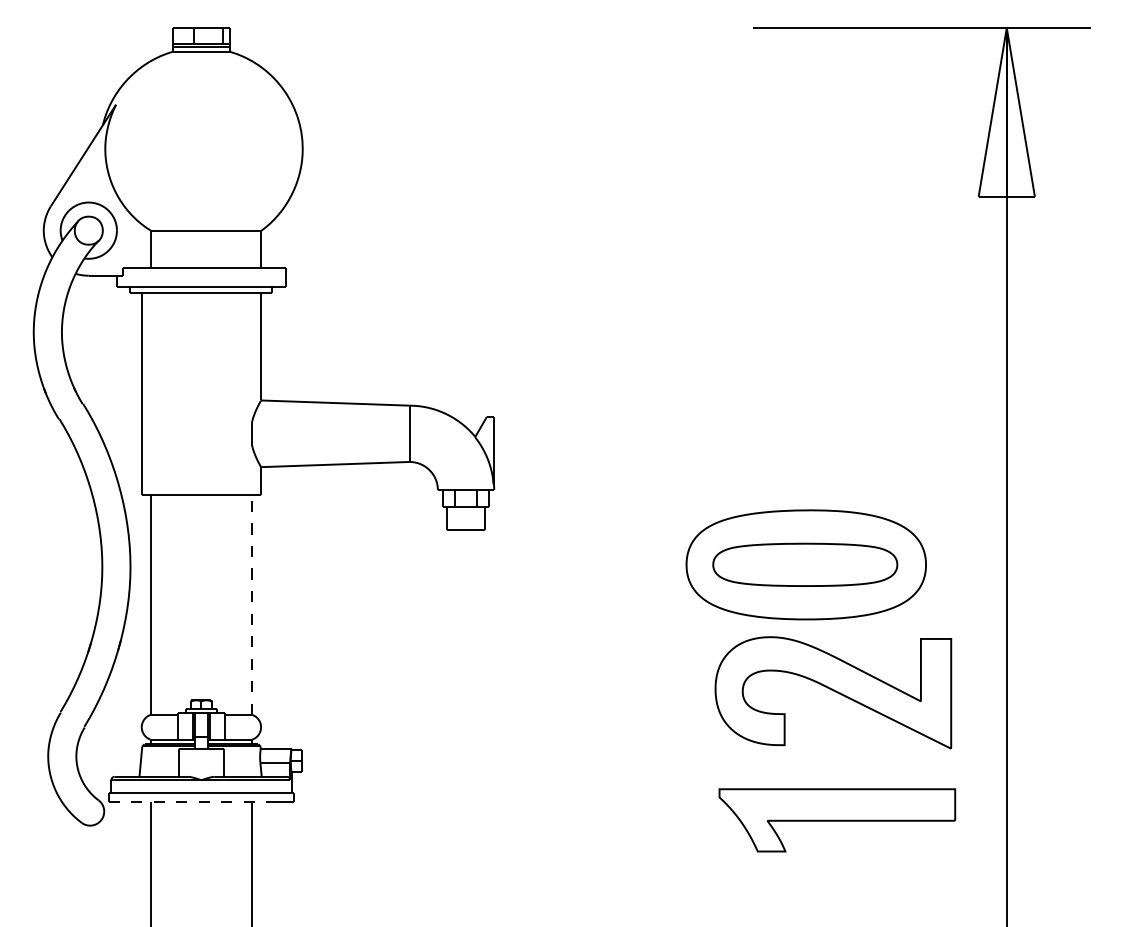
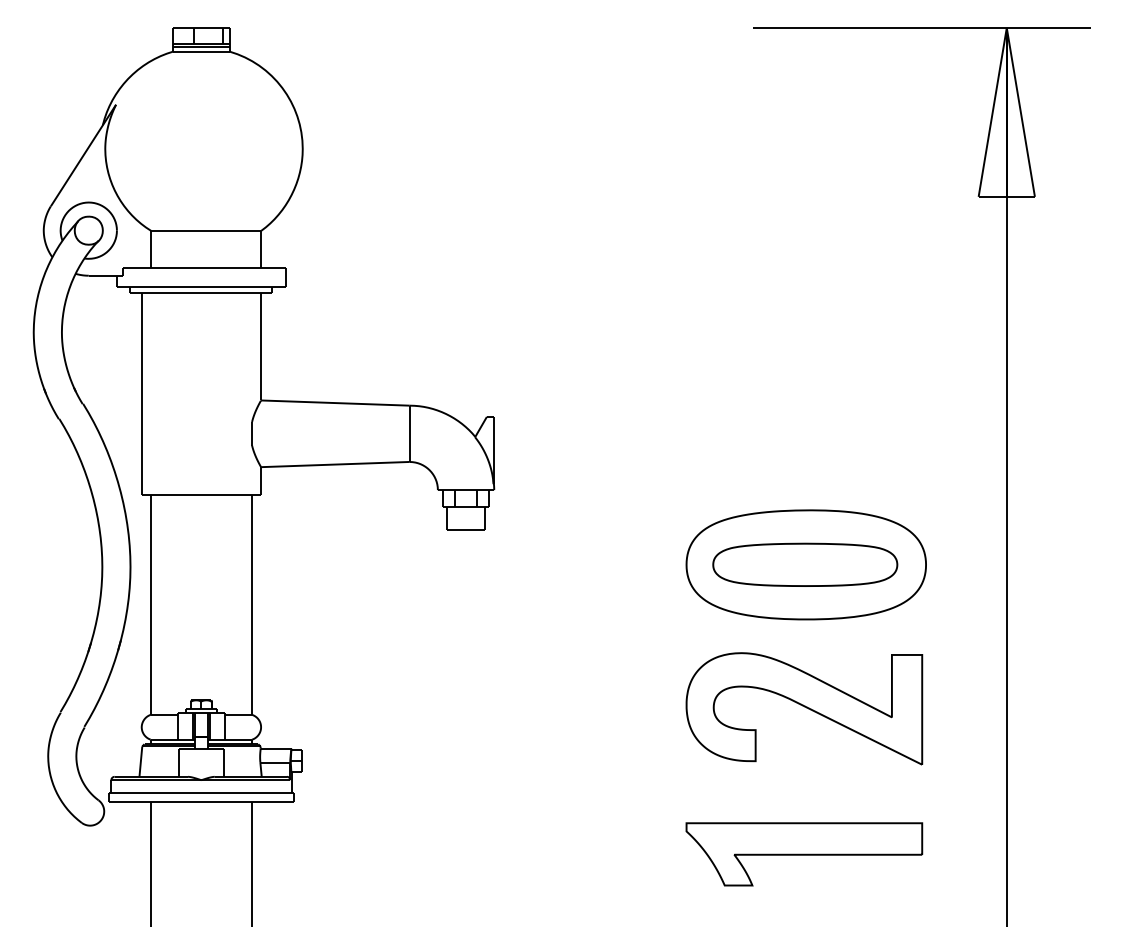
line: dashed -> solid (252, 605)
part position: (833, 692) -> (804, 708) (804, 708)
line: dashed -> solid (188, 801)
part position: (837, 820) -> (804, 854) (804, 854)
